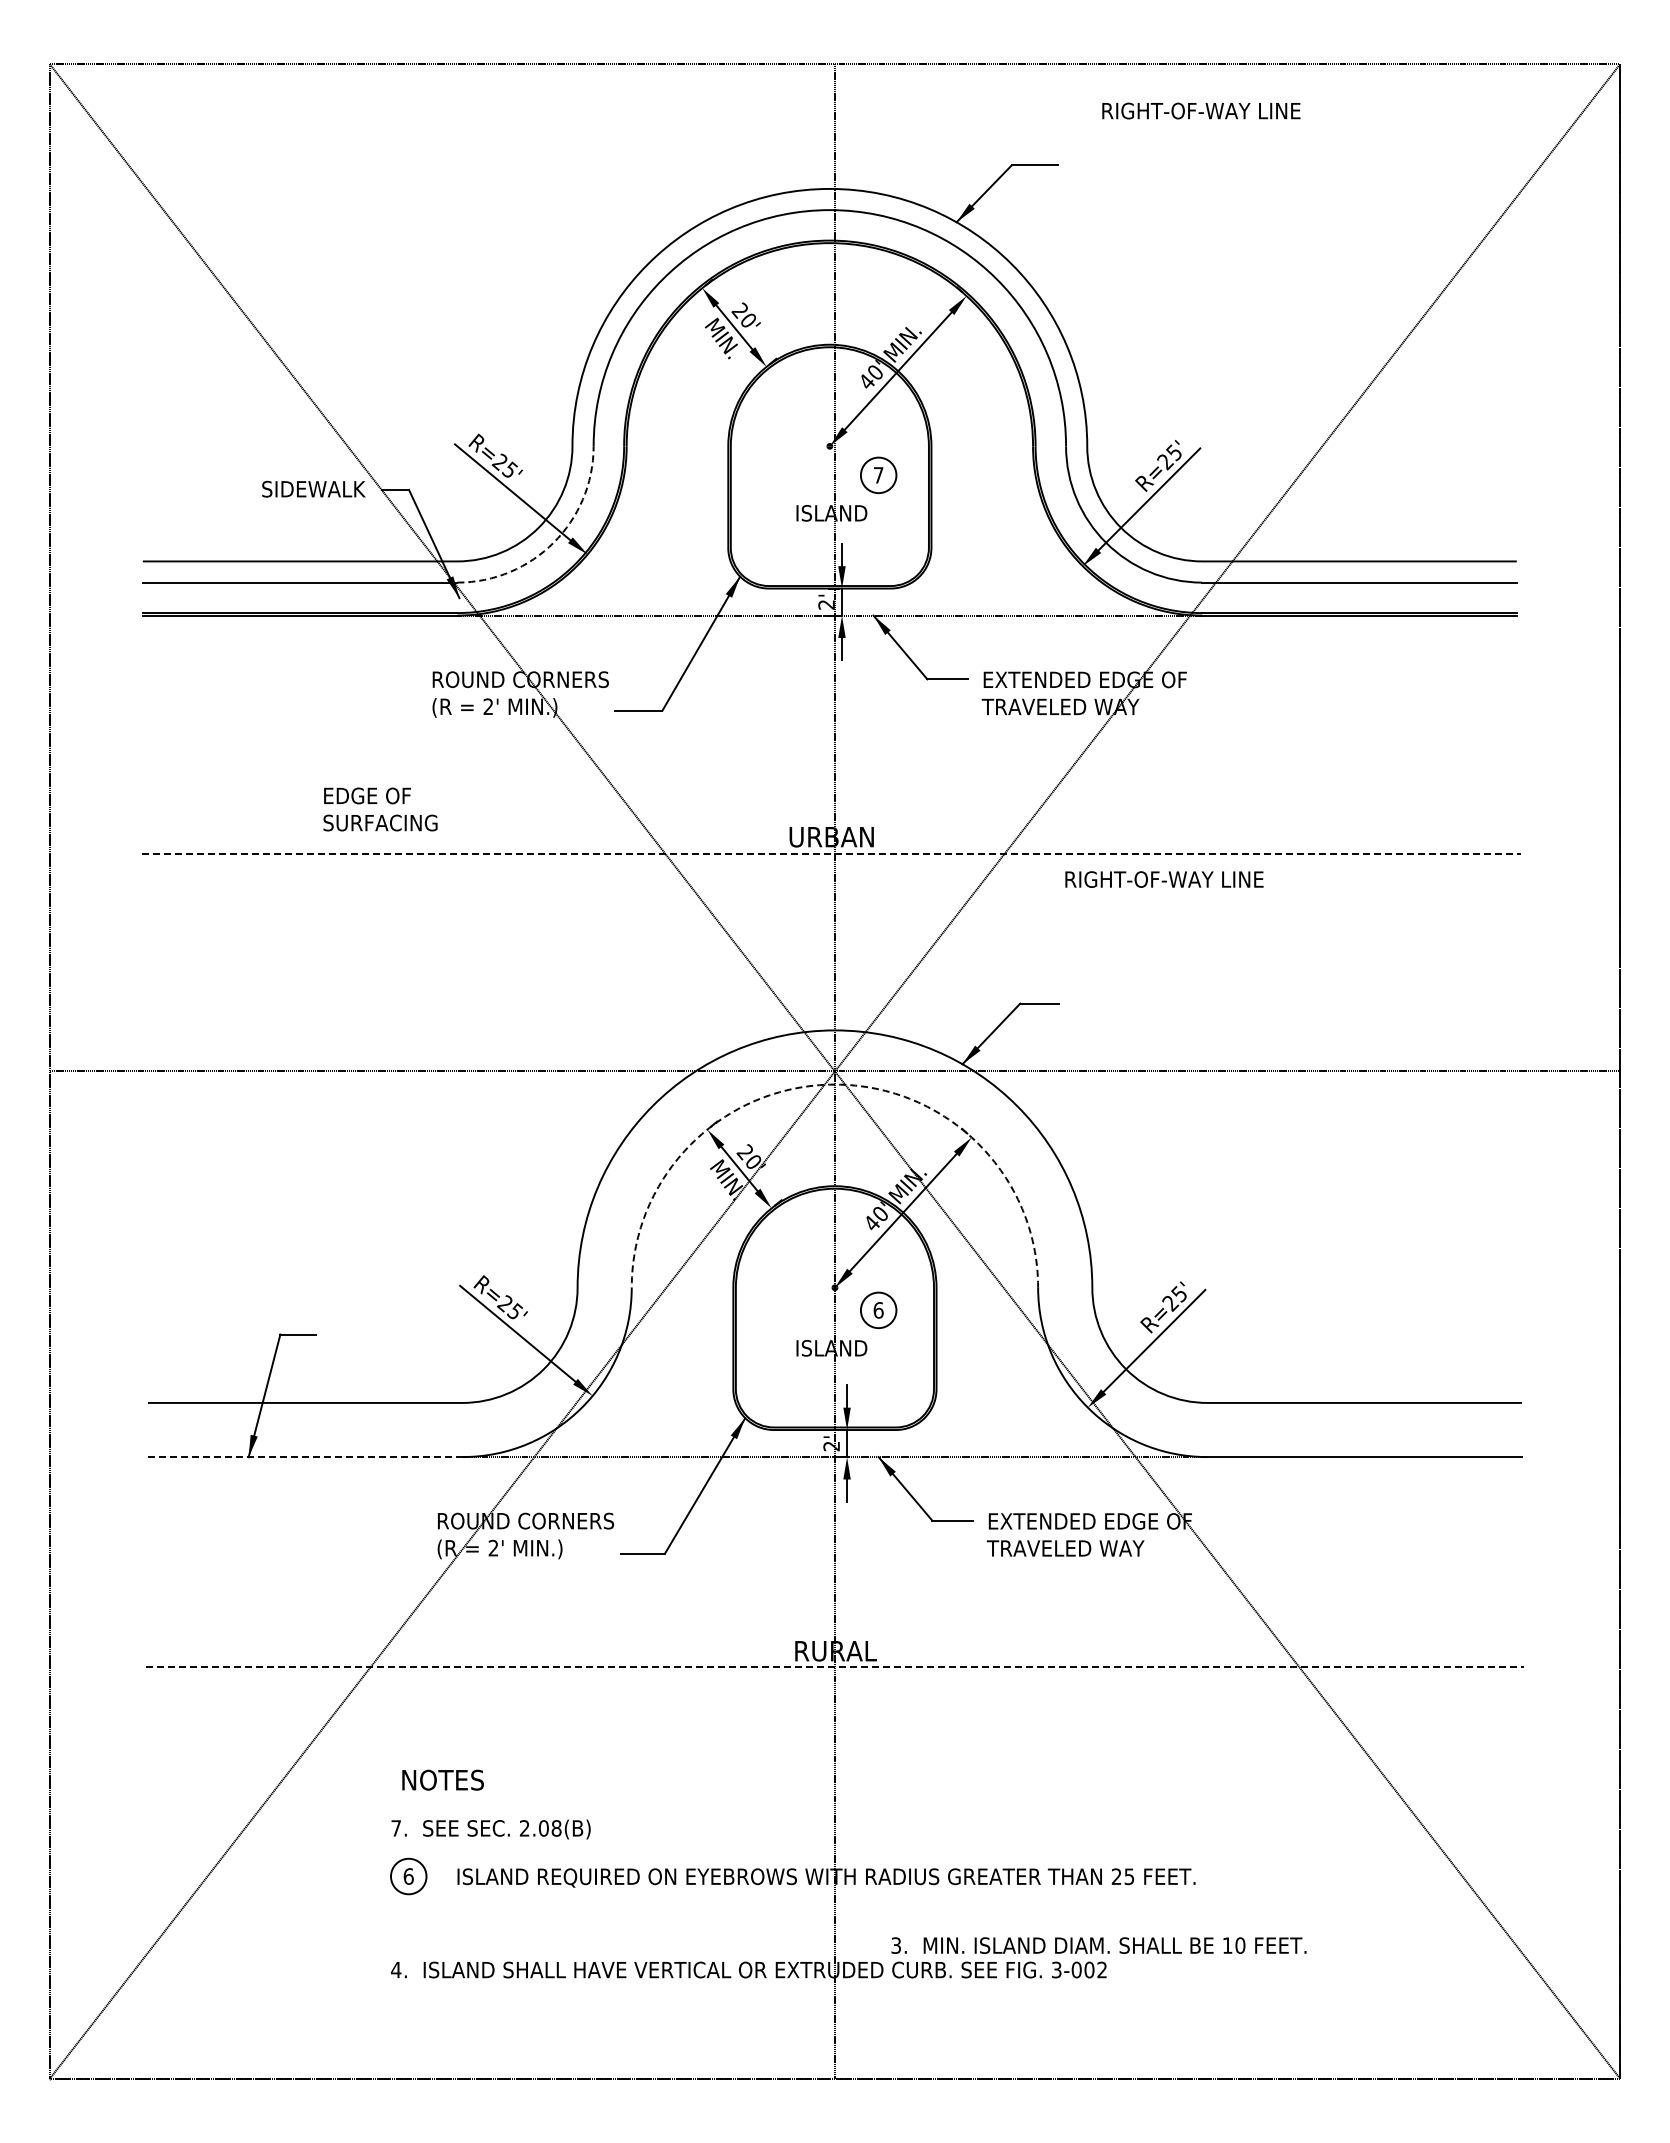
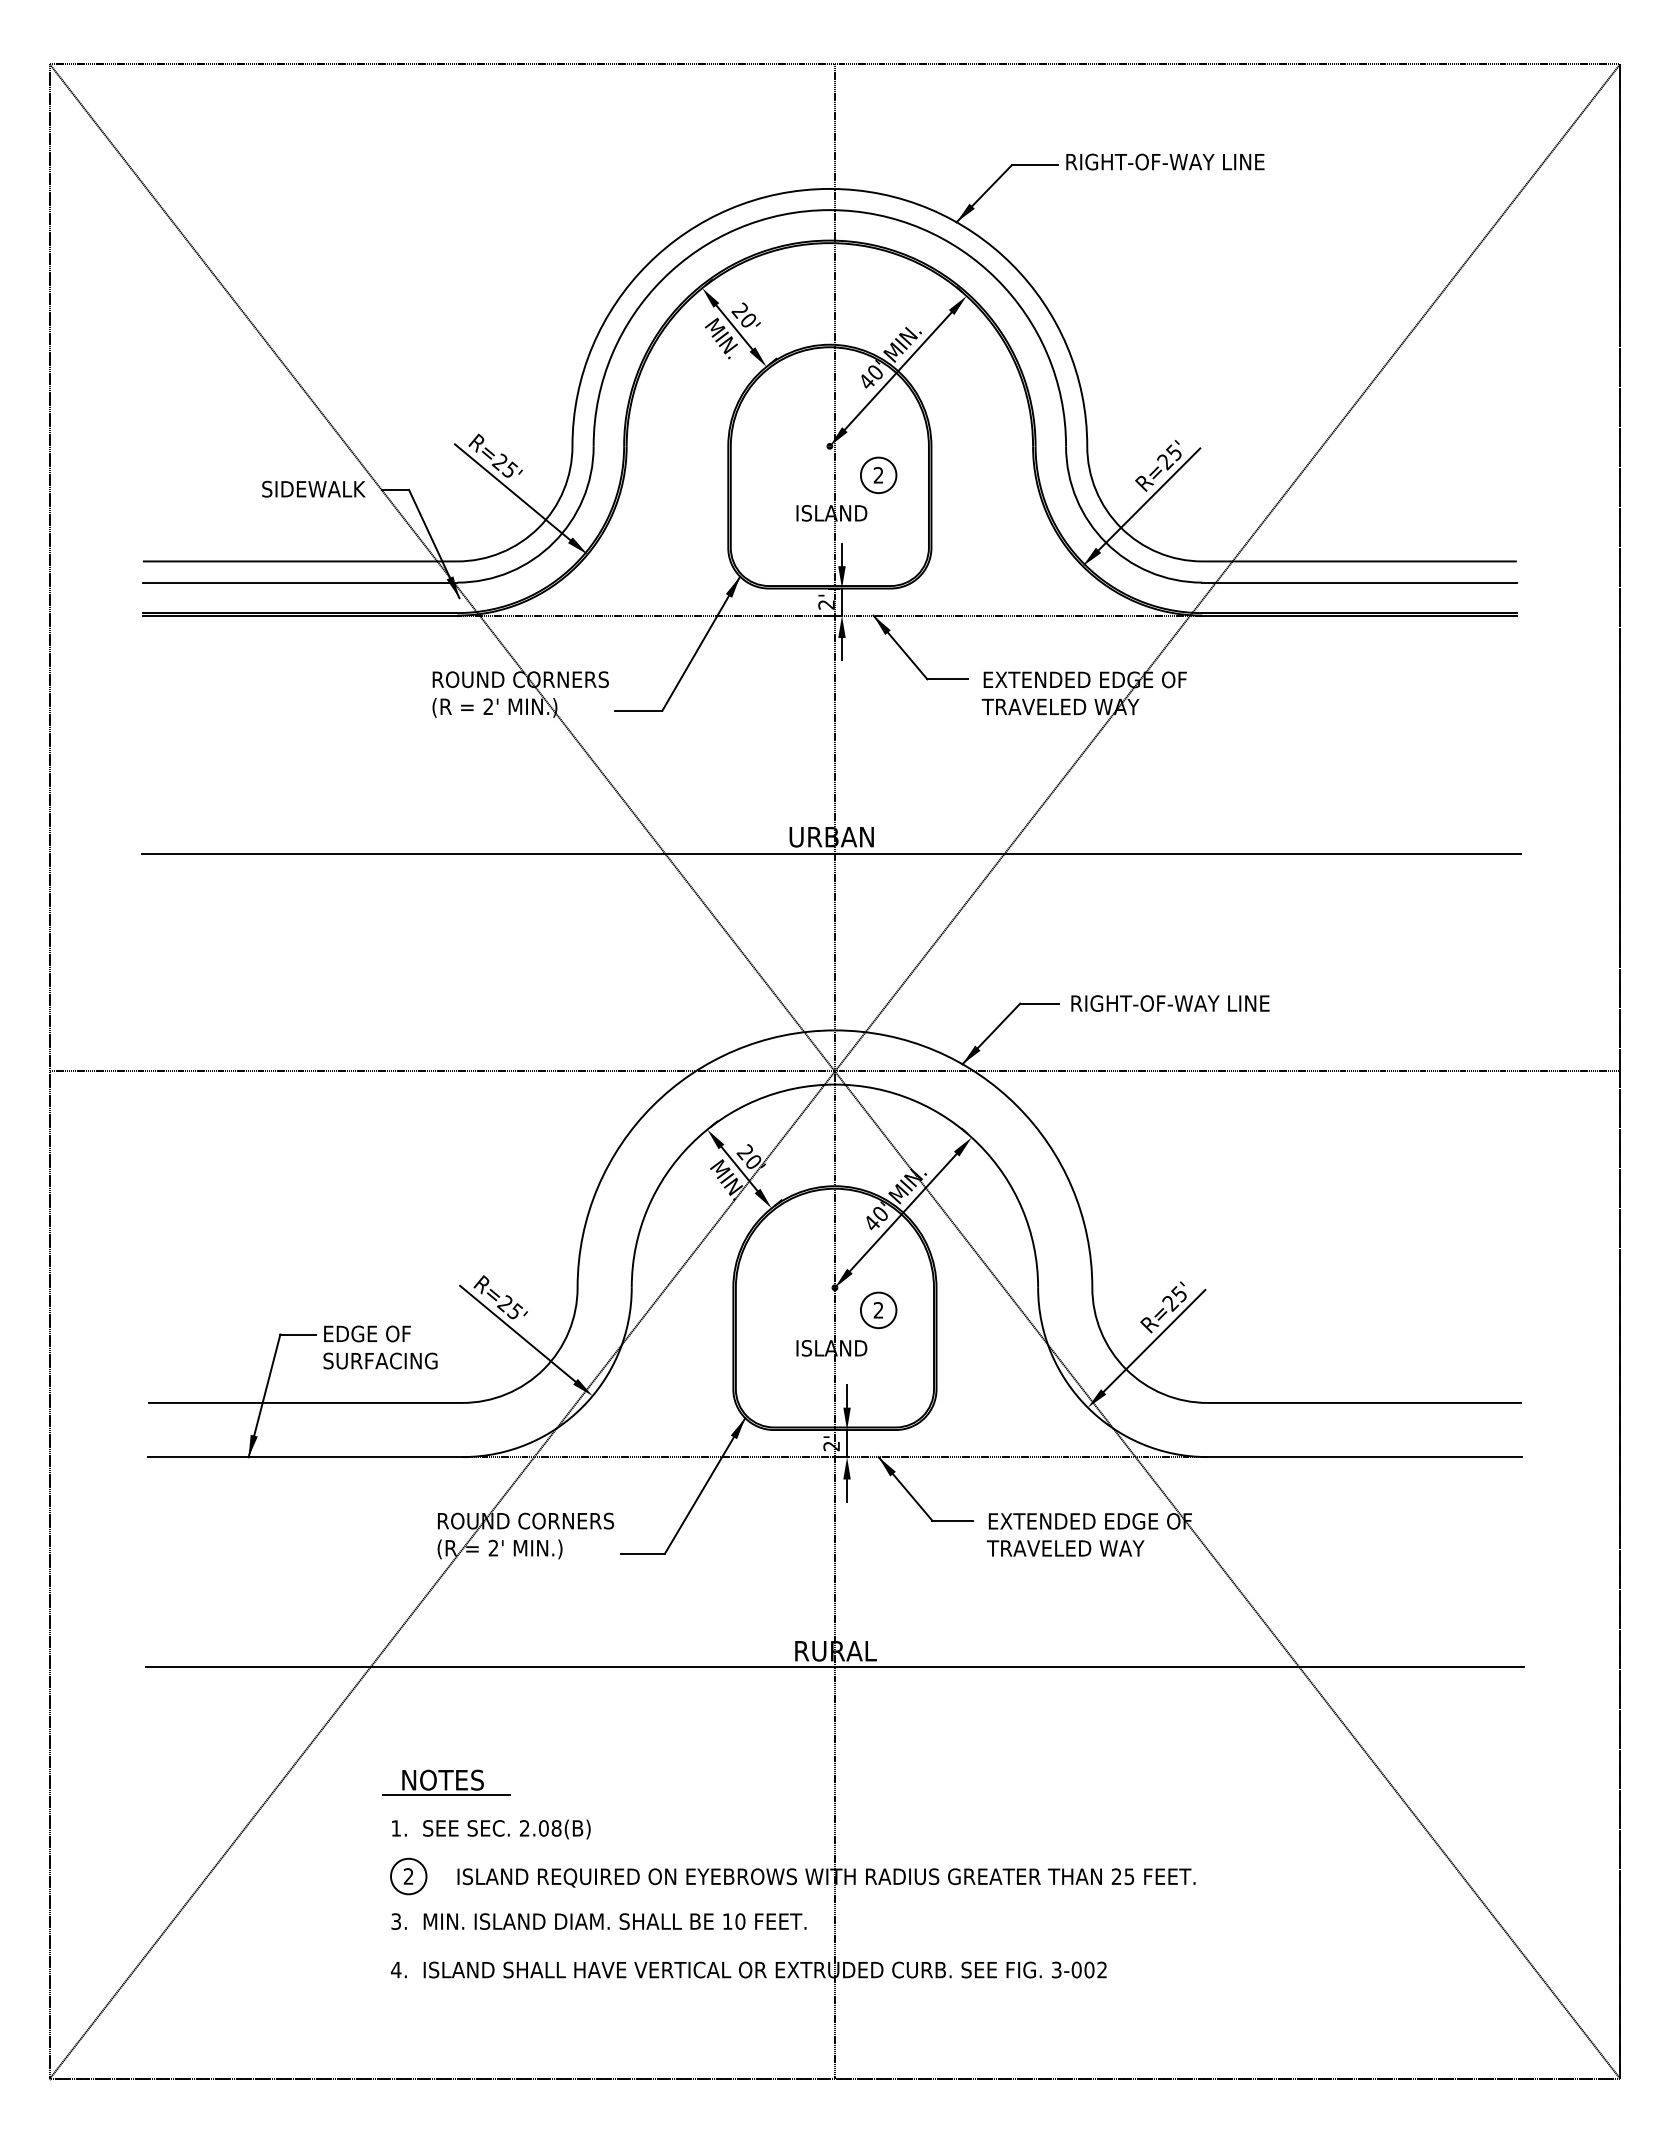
text position: (1201, 110) -> (1165, 161) (1165, 161)
text: 7 -> 2 (878, 475)
arc: dashed -> solid (553, 542)
text position: (380, 809) -> (380, 1347) (380, 1347)
line: dashed -> solid (831, 853)
text position: (1164, 879) -> (1170, 1003) (1170, 1003)
arc: dashed -> solid (834, 1084)
text: 6 -> 2 (878, 1310)
line: dashed -> solid (305, 1457)
line: dashed -> solid (835, 1667)
line: none -> present (445, 1795)
text: 7. -> 1. (395, 1828)
text: 6 -> 2 (408, 1876)
text position: (1098, 1945) -> (598, 1921) (598, 1921)
